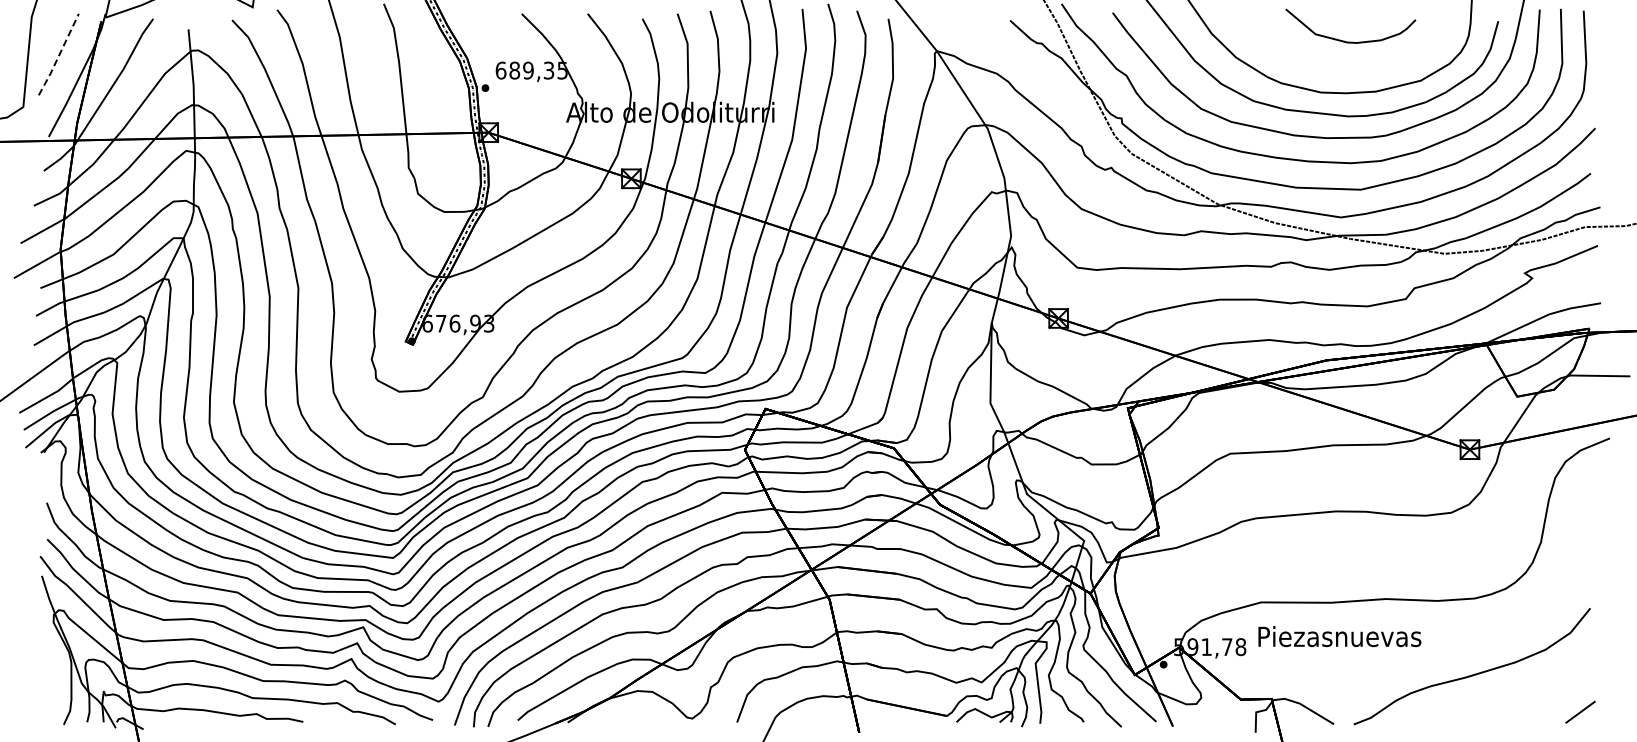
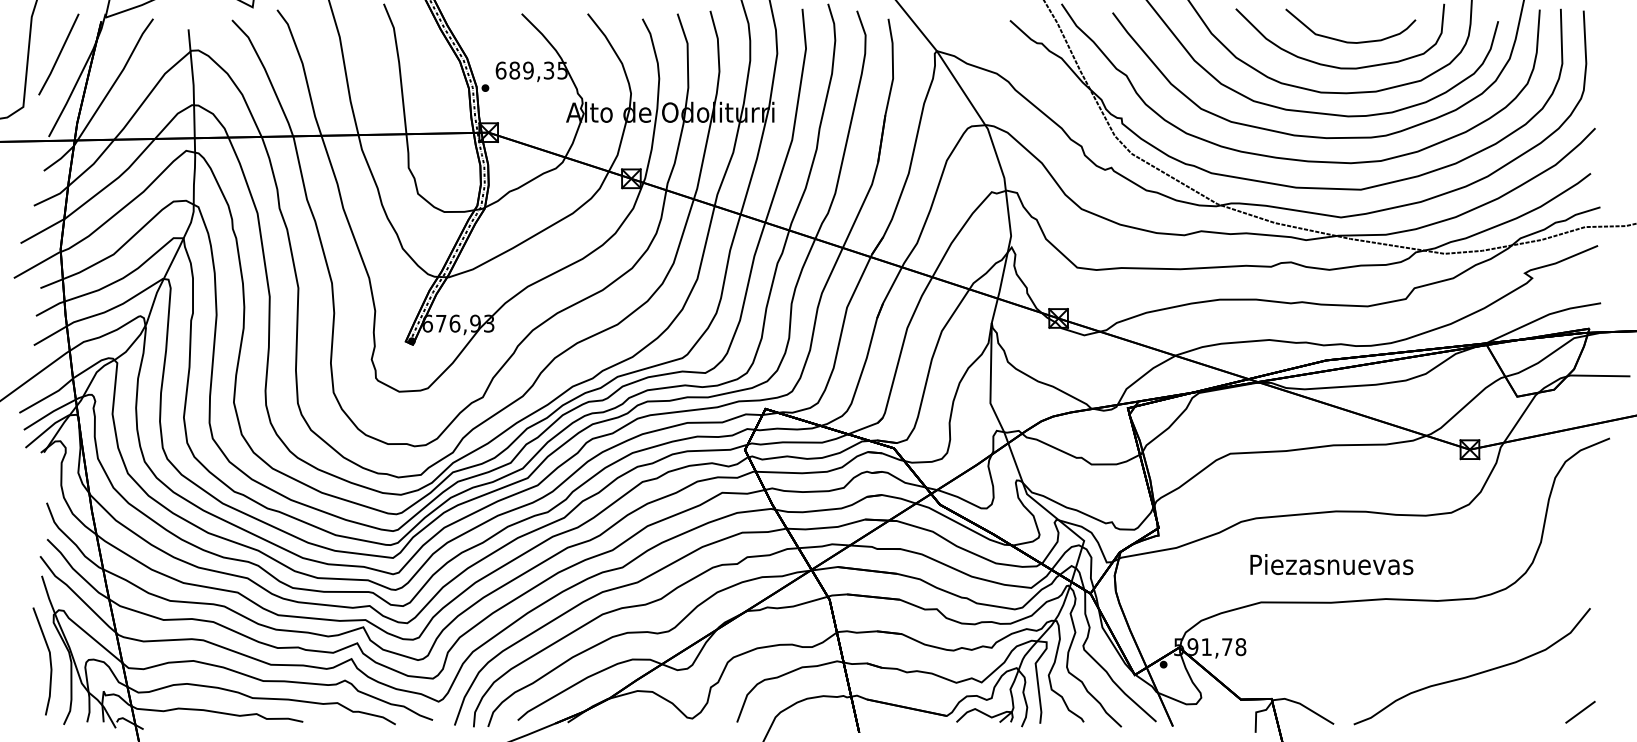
line: dashed -> solid (59, 54)
curve: none -> present (1332, 65)
text position: (1339, 636) -> (1331, 564) (1331, 564)
line: none -> present (49, 661)
